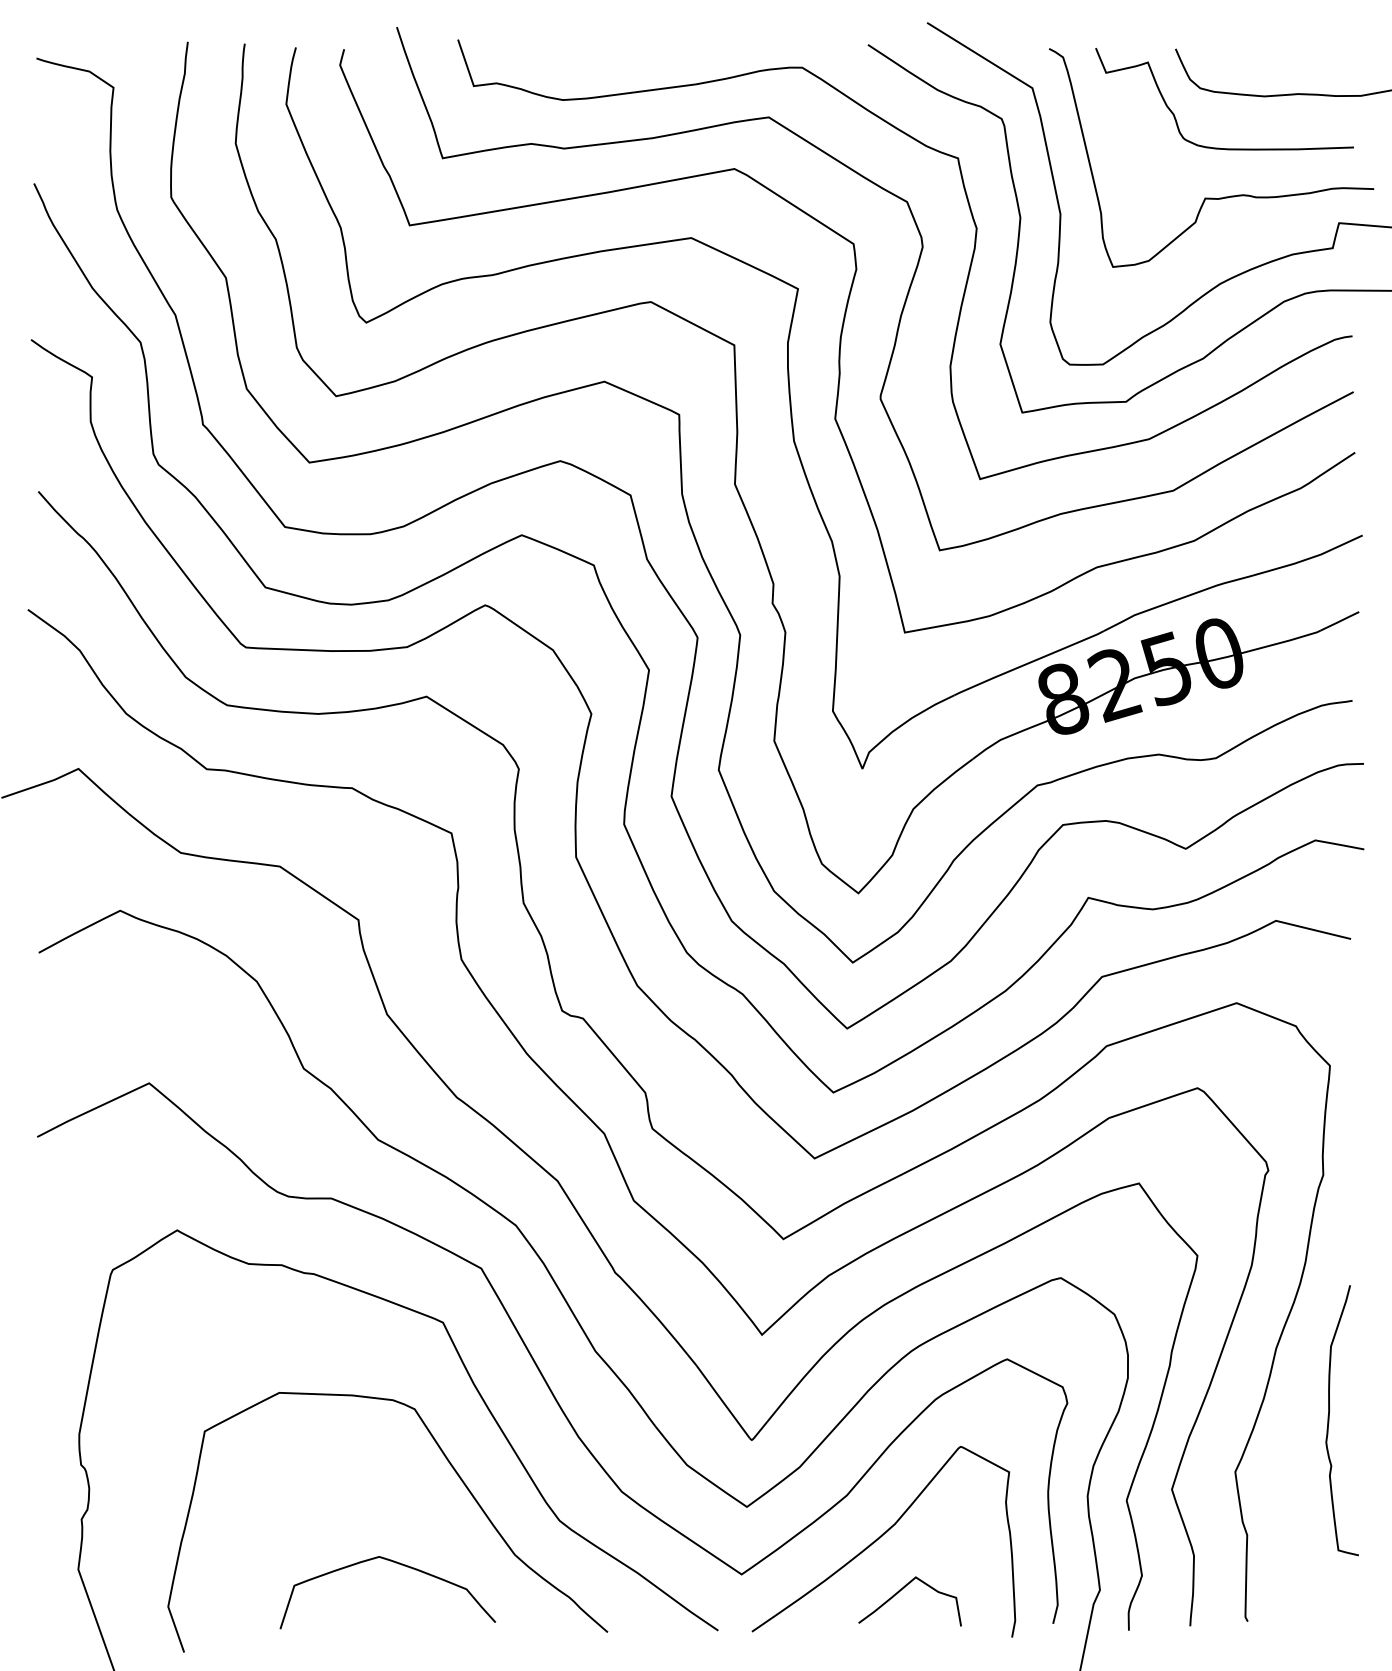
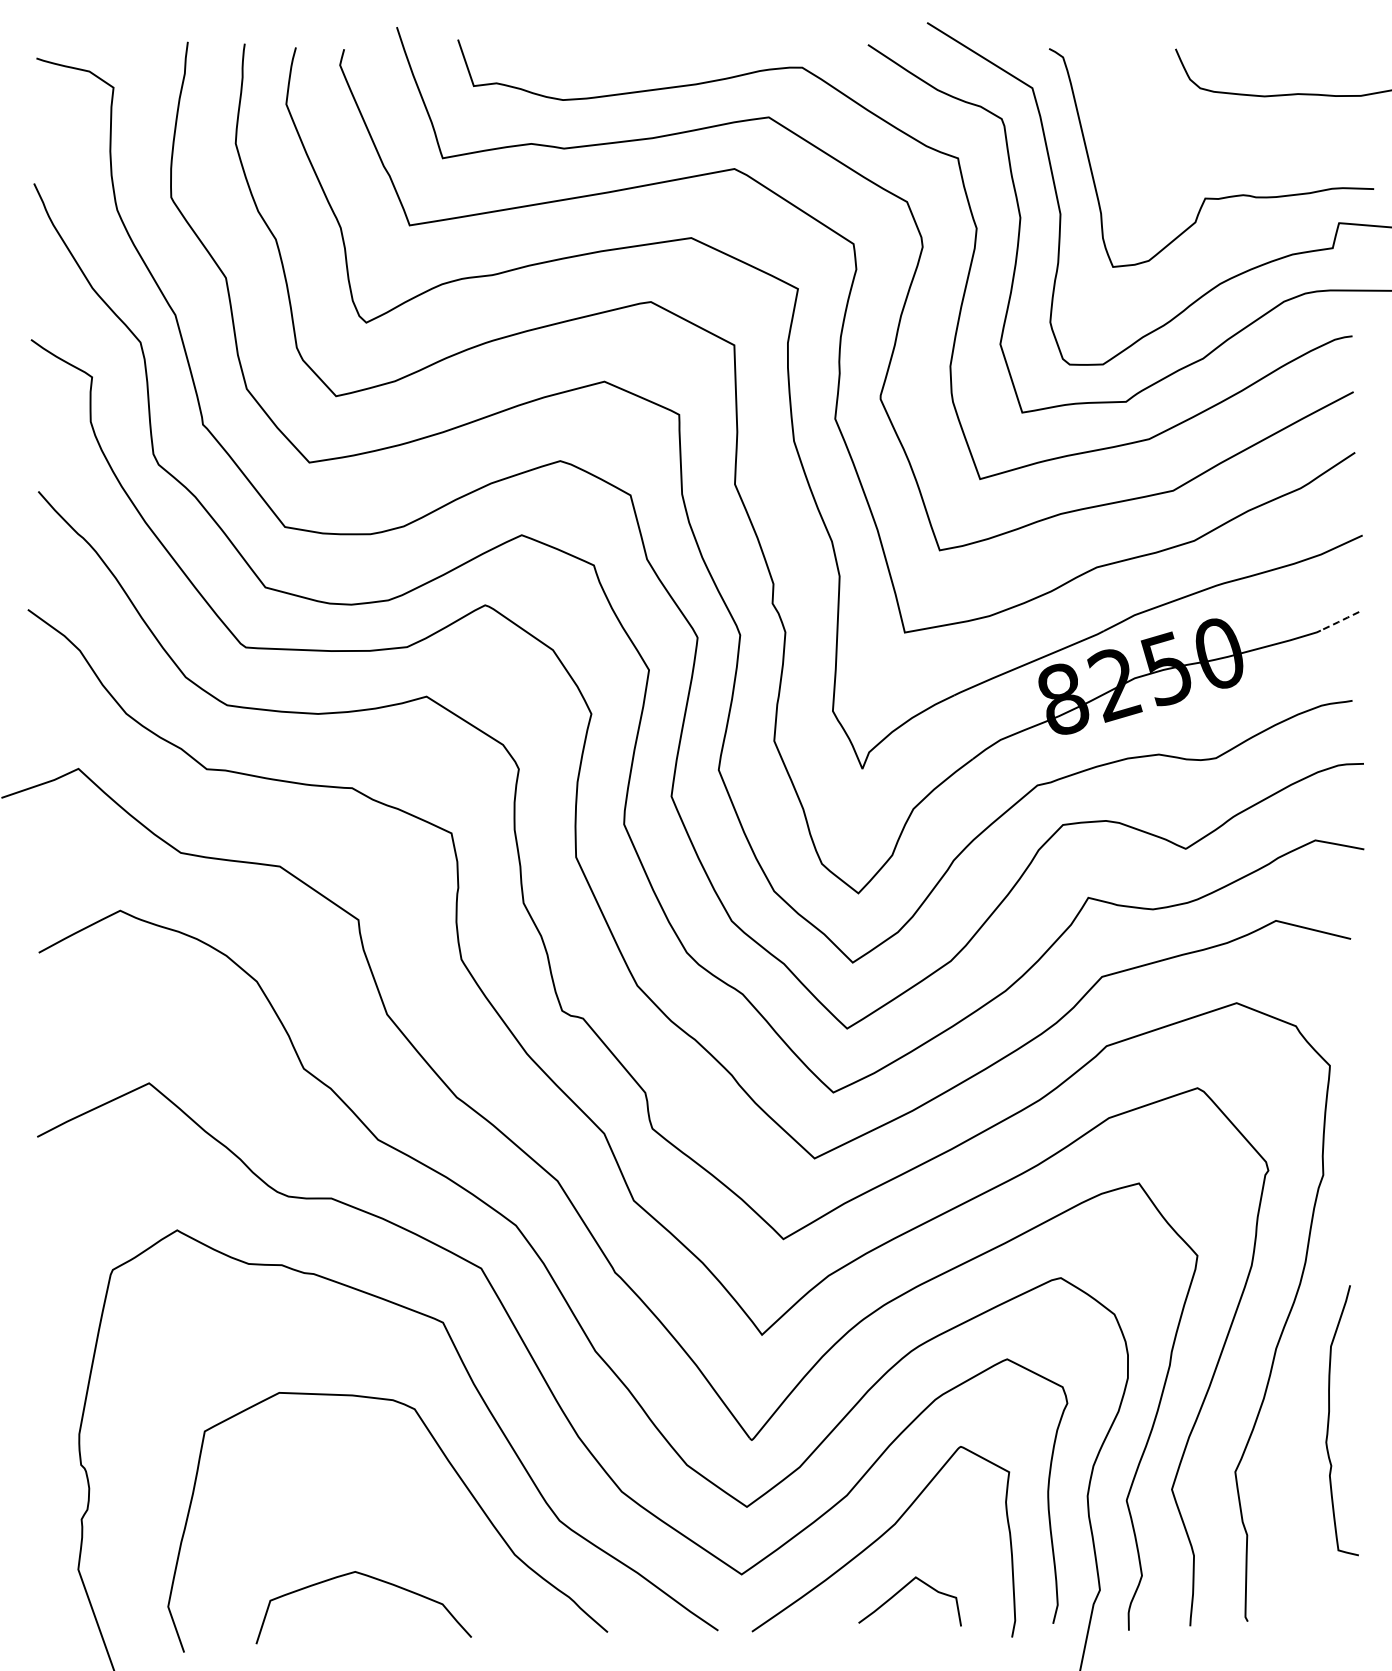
curve: present -> none (1219, 147)
line: solid -> dashed (1339, 621)
curve position: (395, 1563) -> (371, 1578) (371, 1578)
